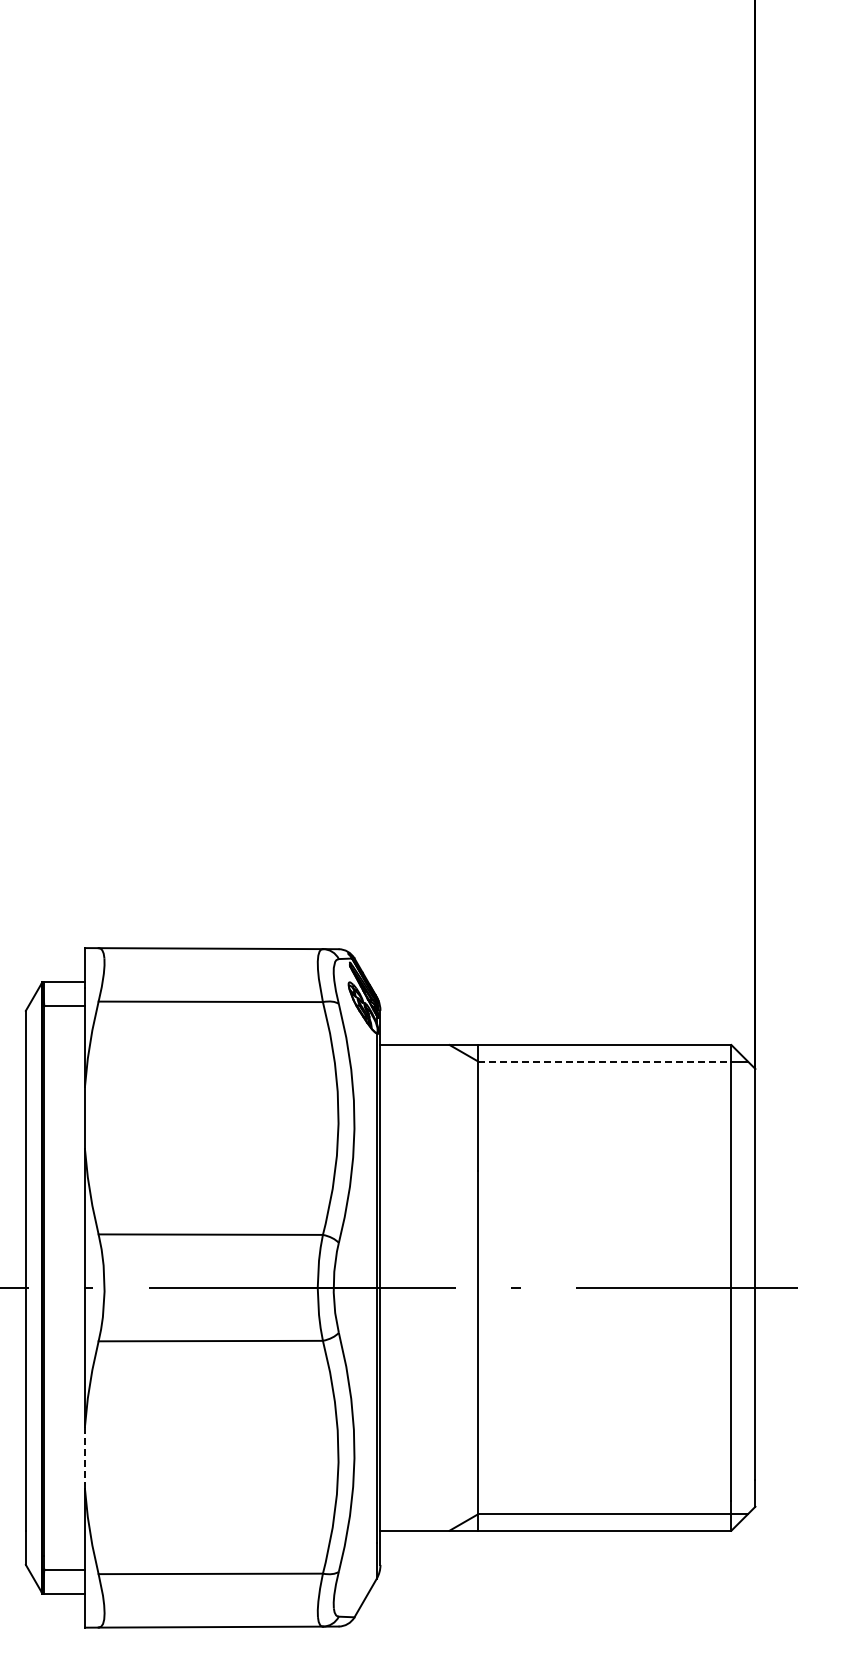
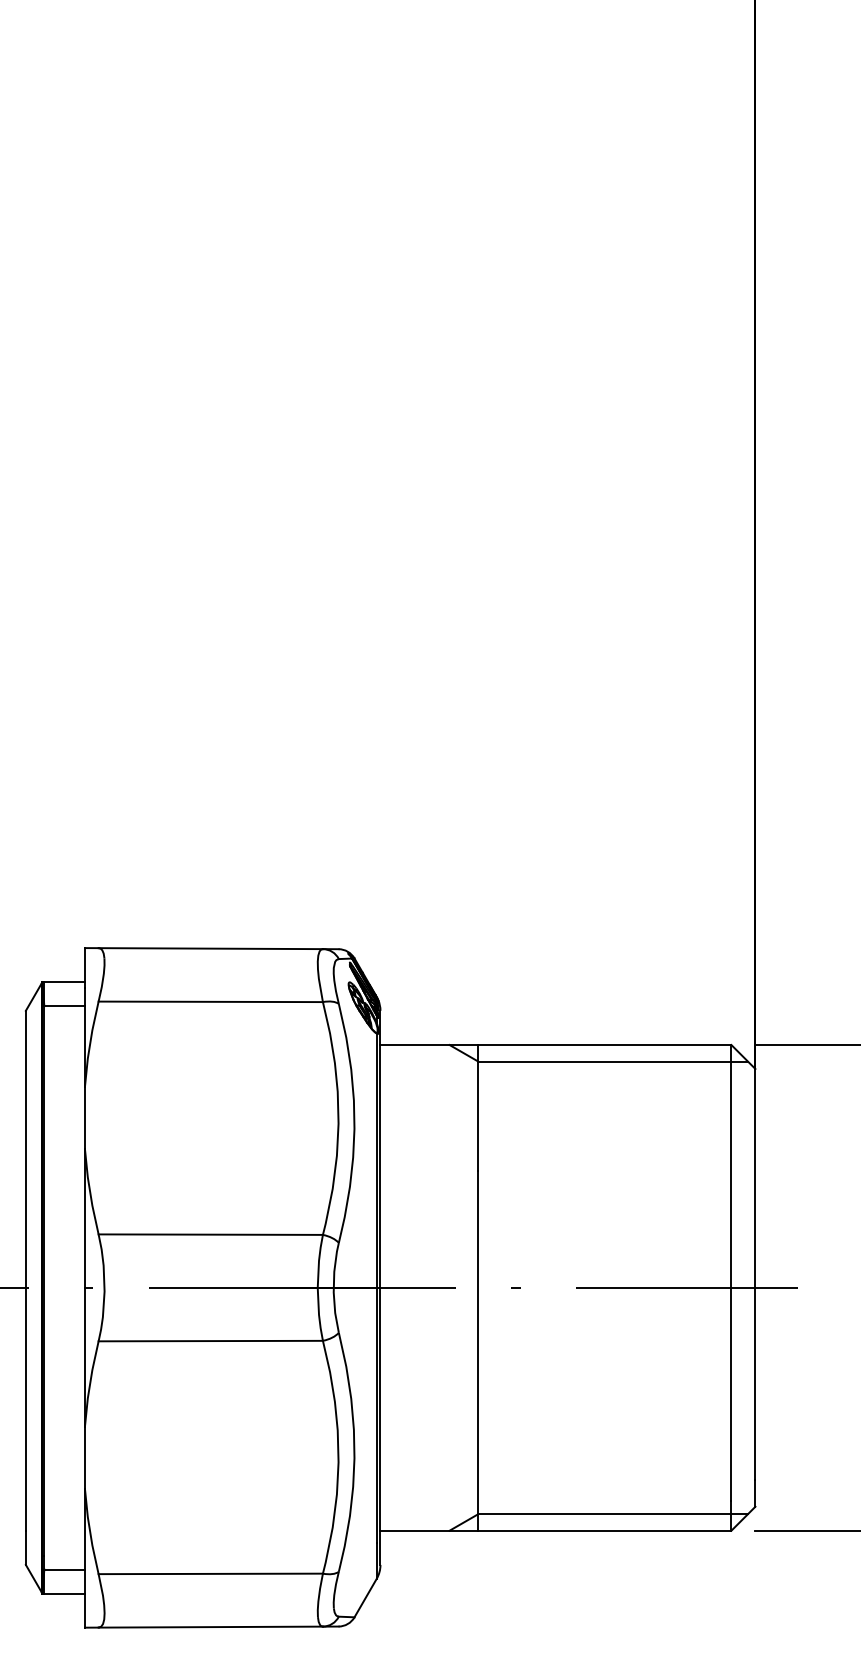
line: none -> present (806, 1045)
line: dashed -> solid (604, 1061)
line: dashed -> solid (84, 1458)
line: none -> present (806, 1530)
